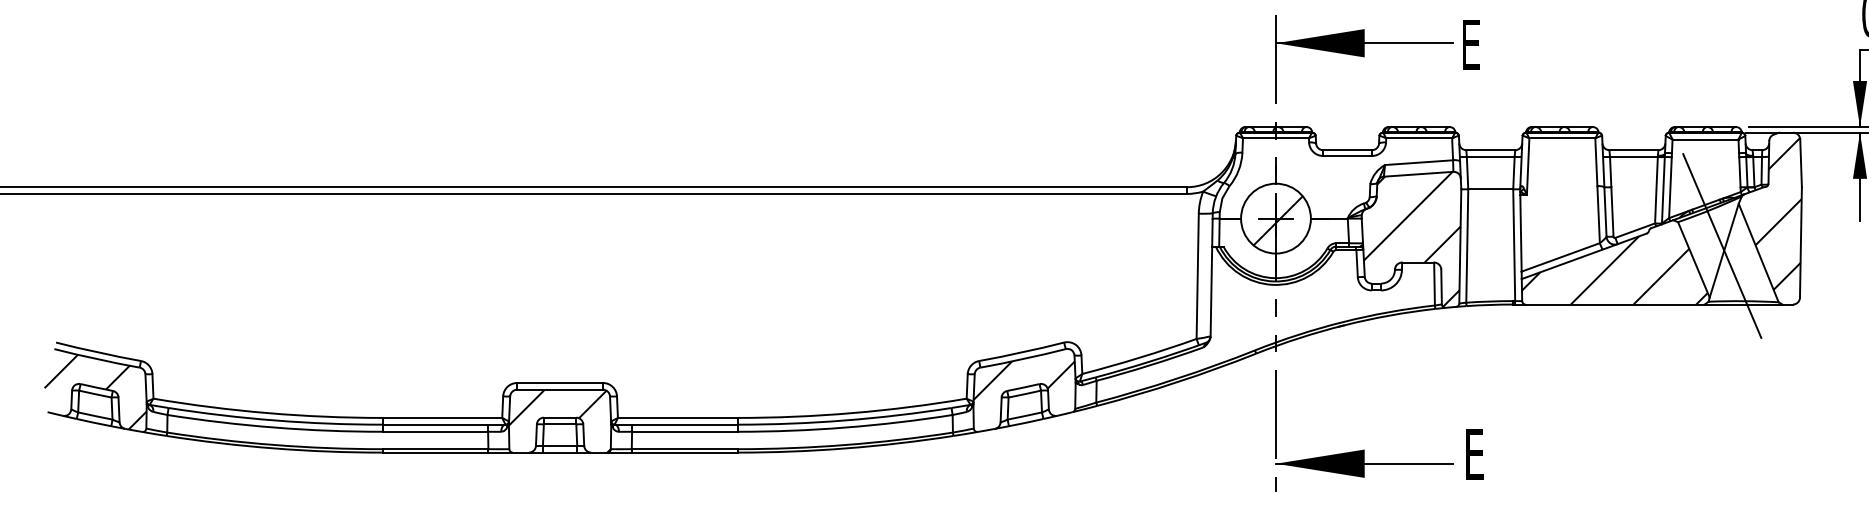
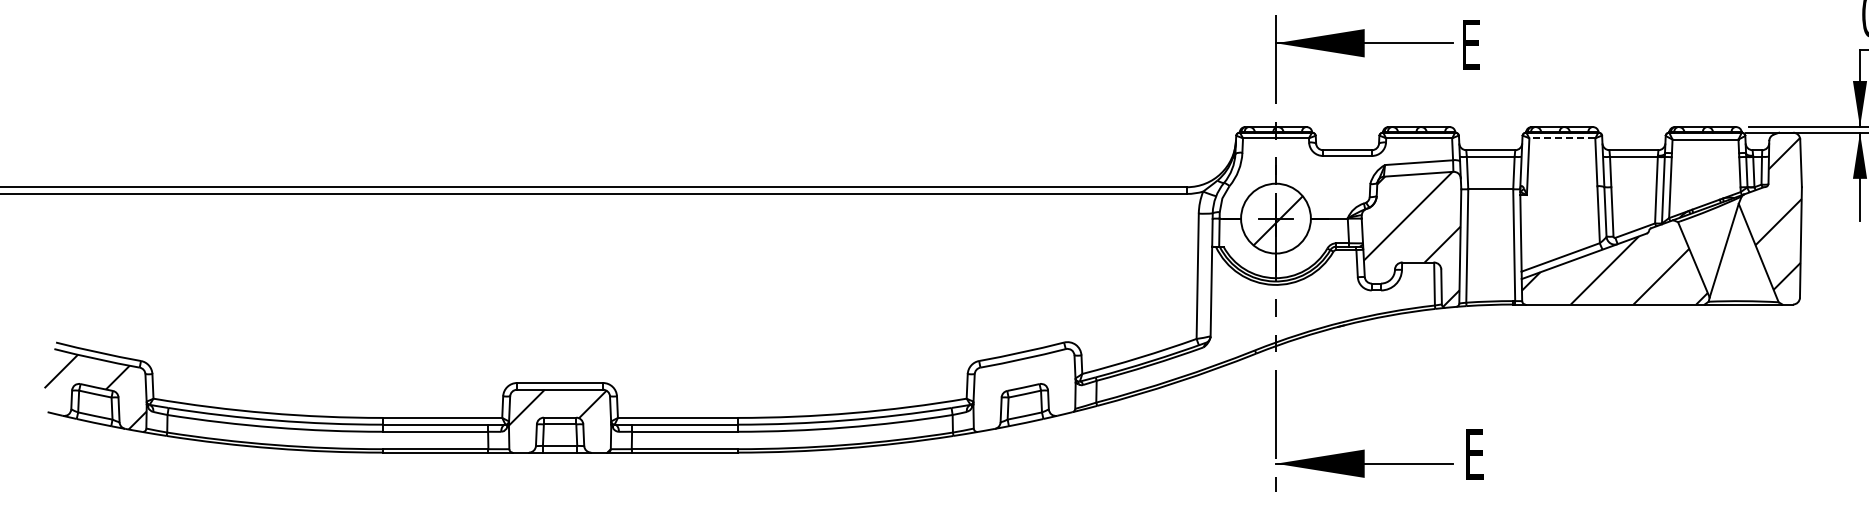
line: solid -> dashed (1562, 138)
line: present -> none (1722, 245)
hatch: present -> none (1023, 379)
